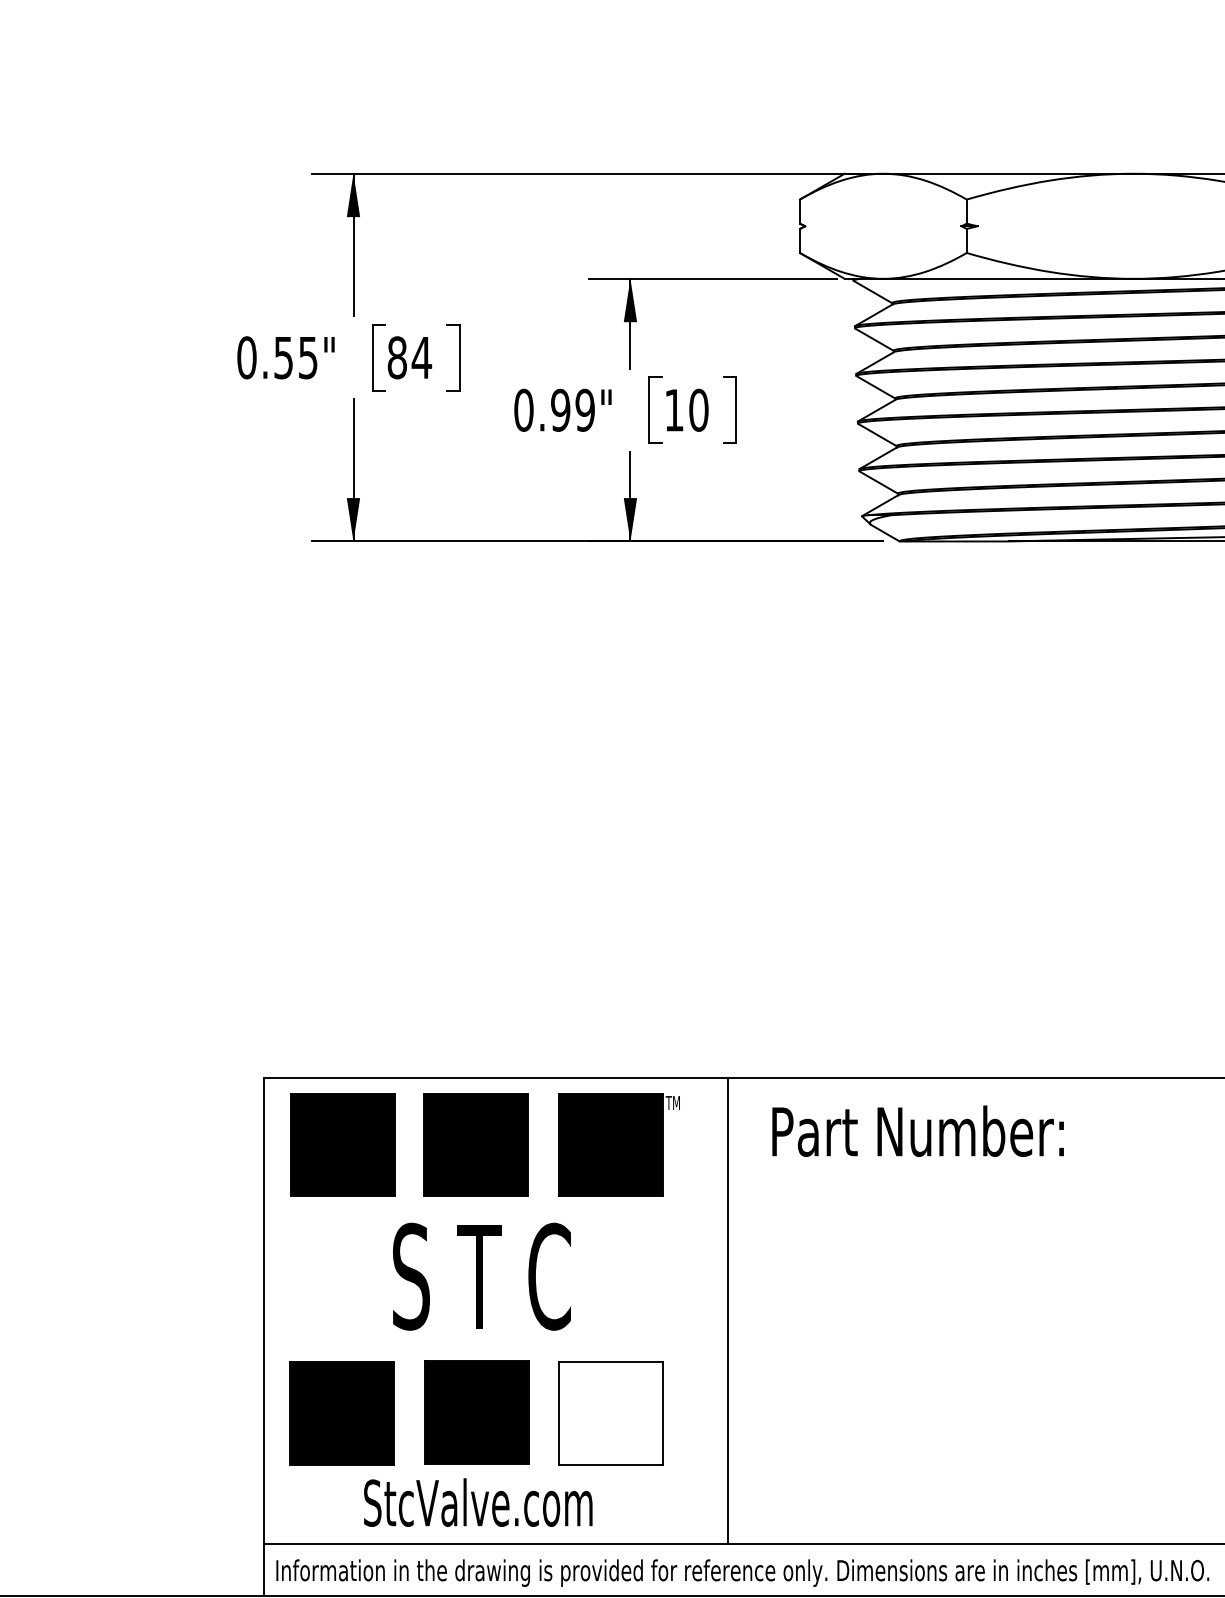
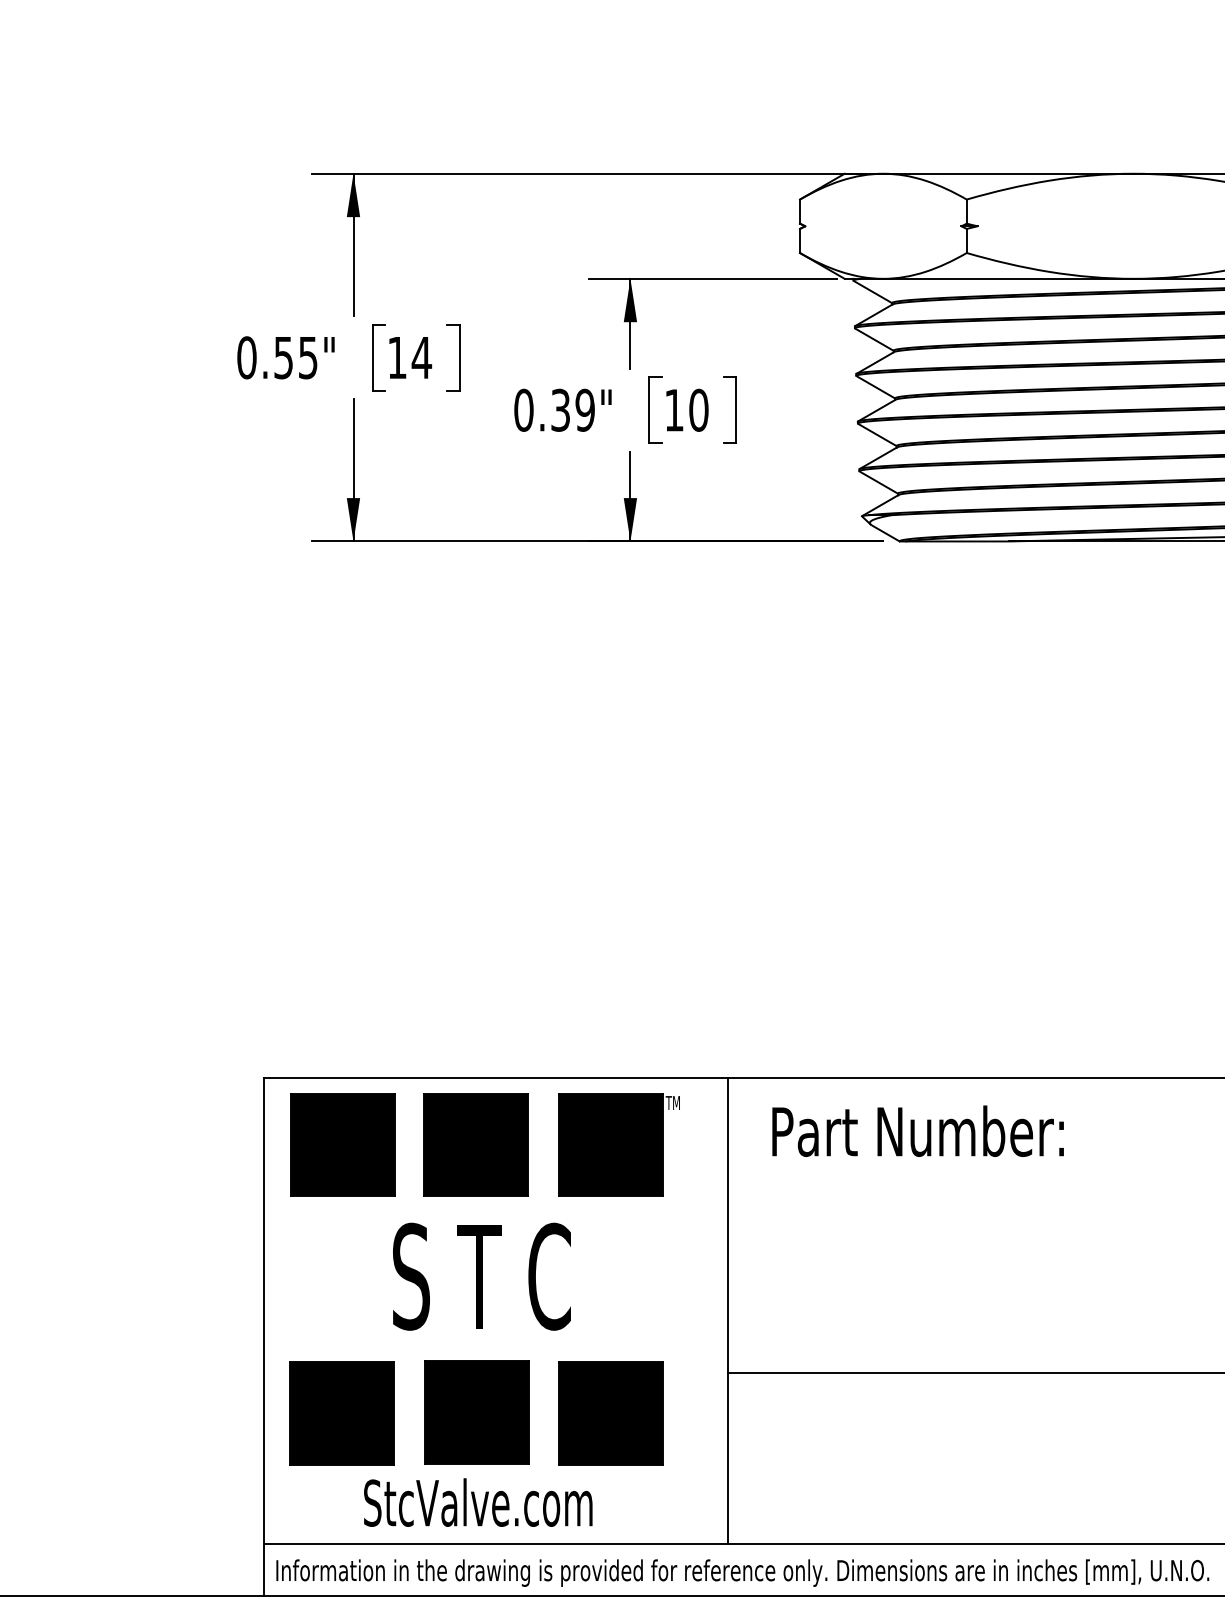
text: 84 -> 14 (396, 357)
text: 0.99" -> 0.39" (560, 409)
line: none -> present (974, 1373)
fill: none -> present (610, 1413)
